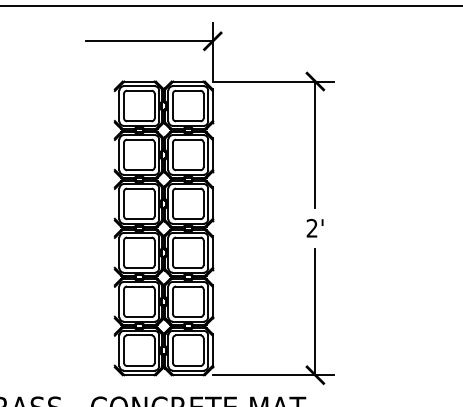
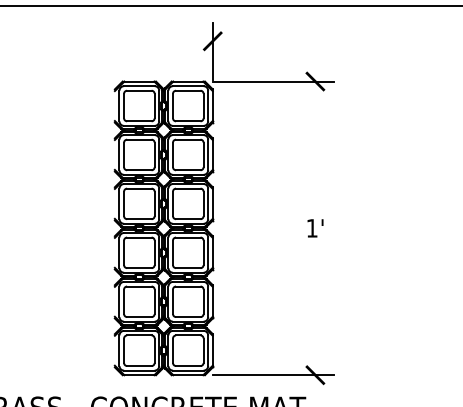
line: present -> none (149, 41)
line: present -> none (315, 144)
text: 2' -> 1' (311, 227)
line: present -> none (315, 312)
